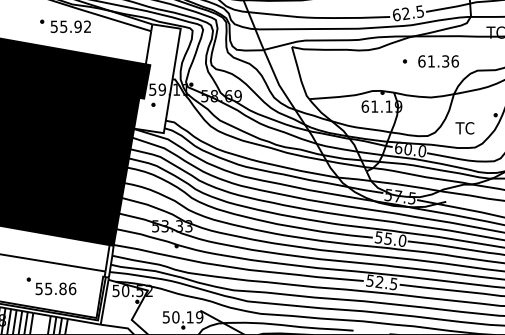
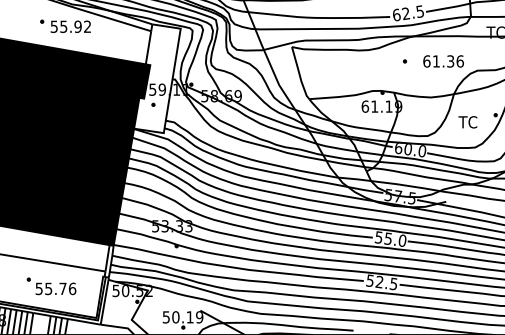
text position: (438, 61) -> (443, 61) (443, 61)
text position: (464, 128) -> (467, 122) (467, 122)
text: 55.86 -> 55.76 (62, 288)
